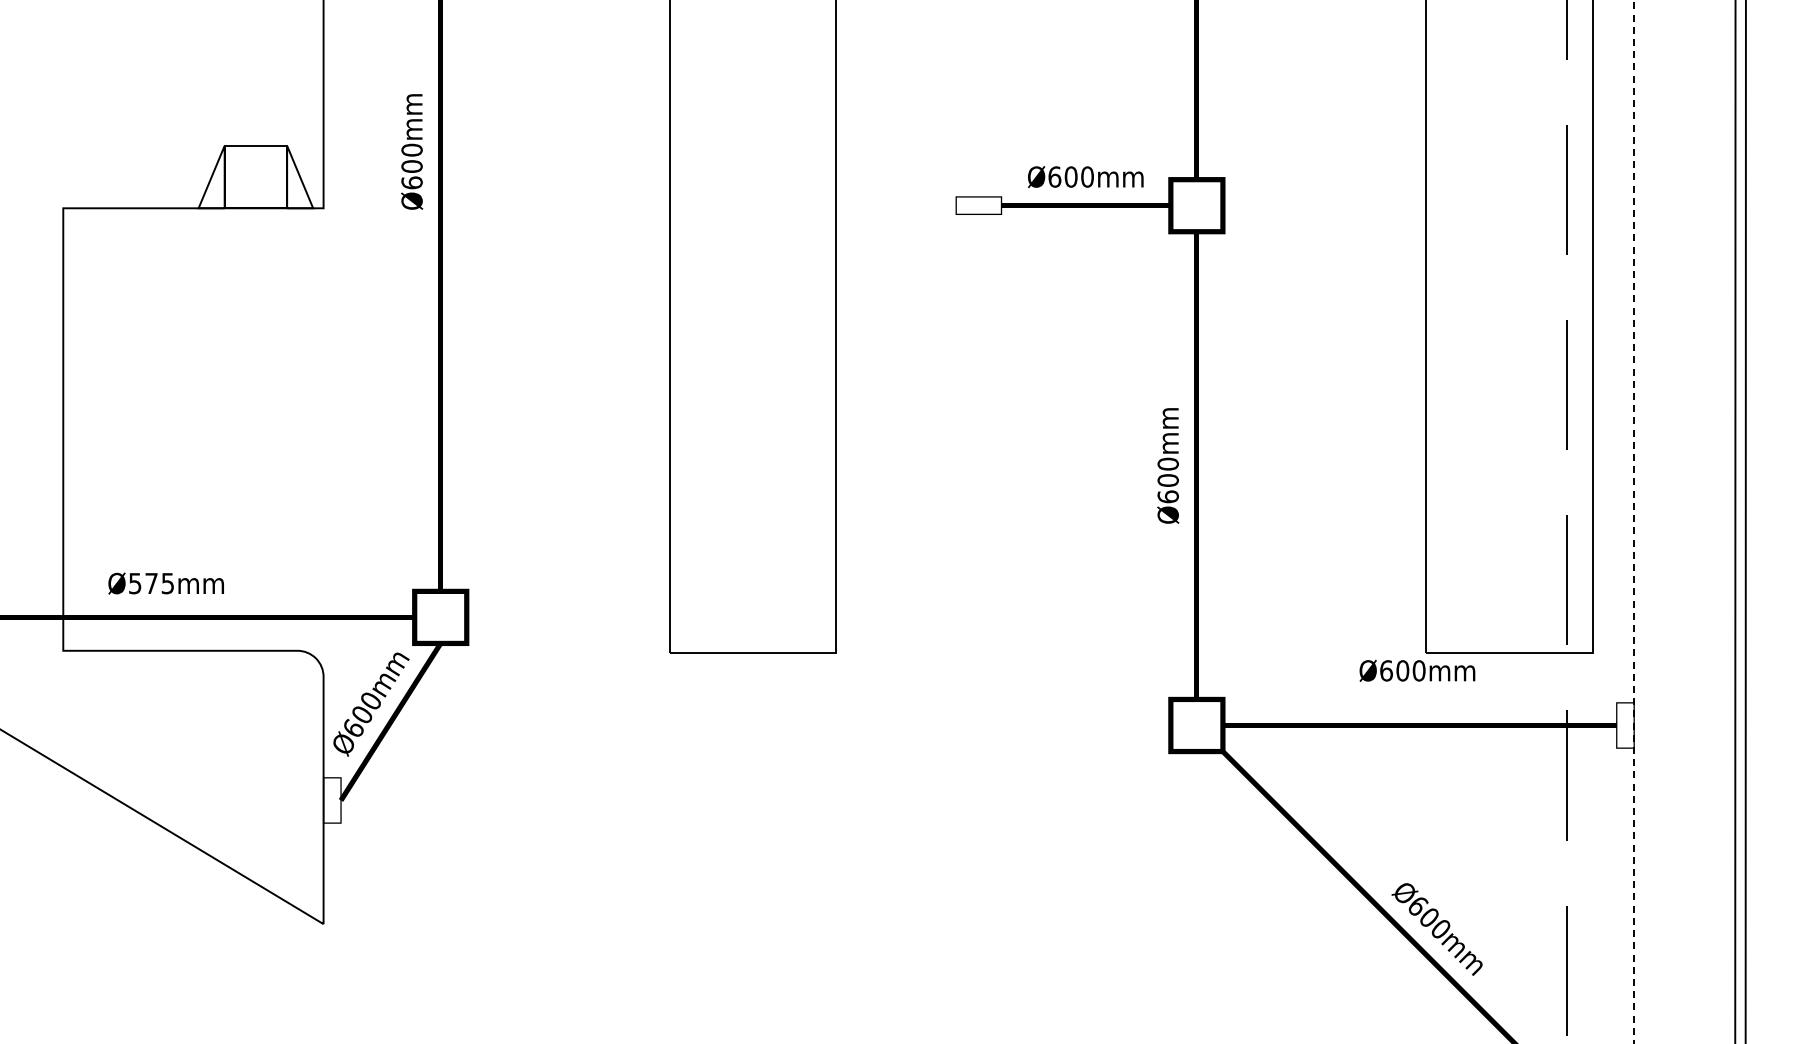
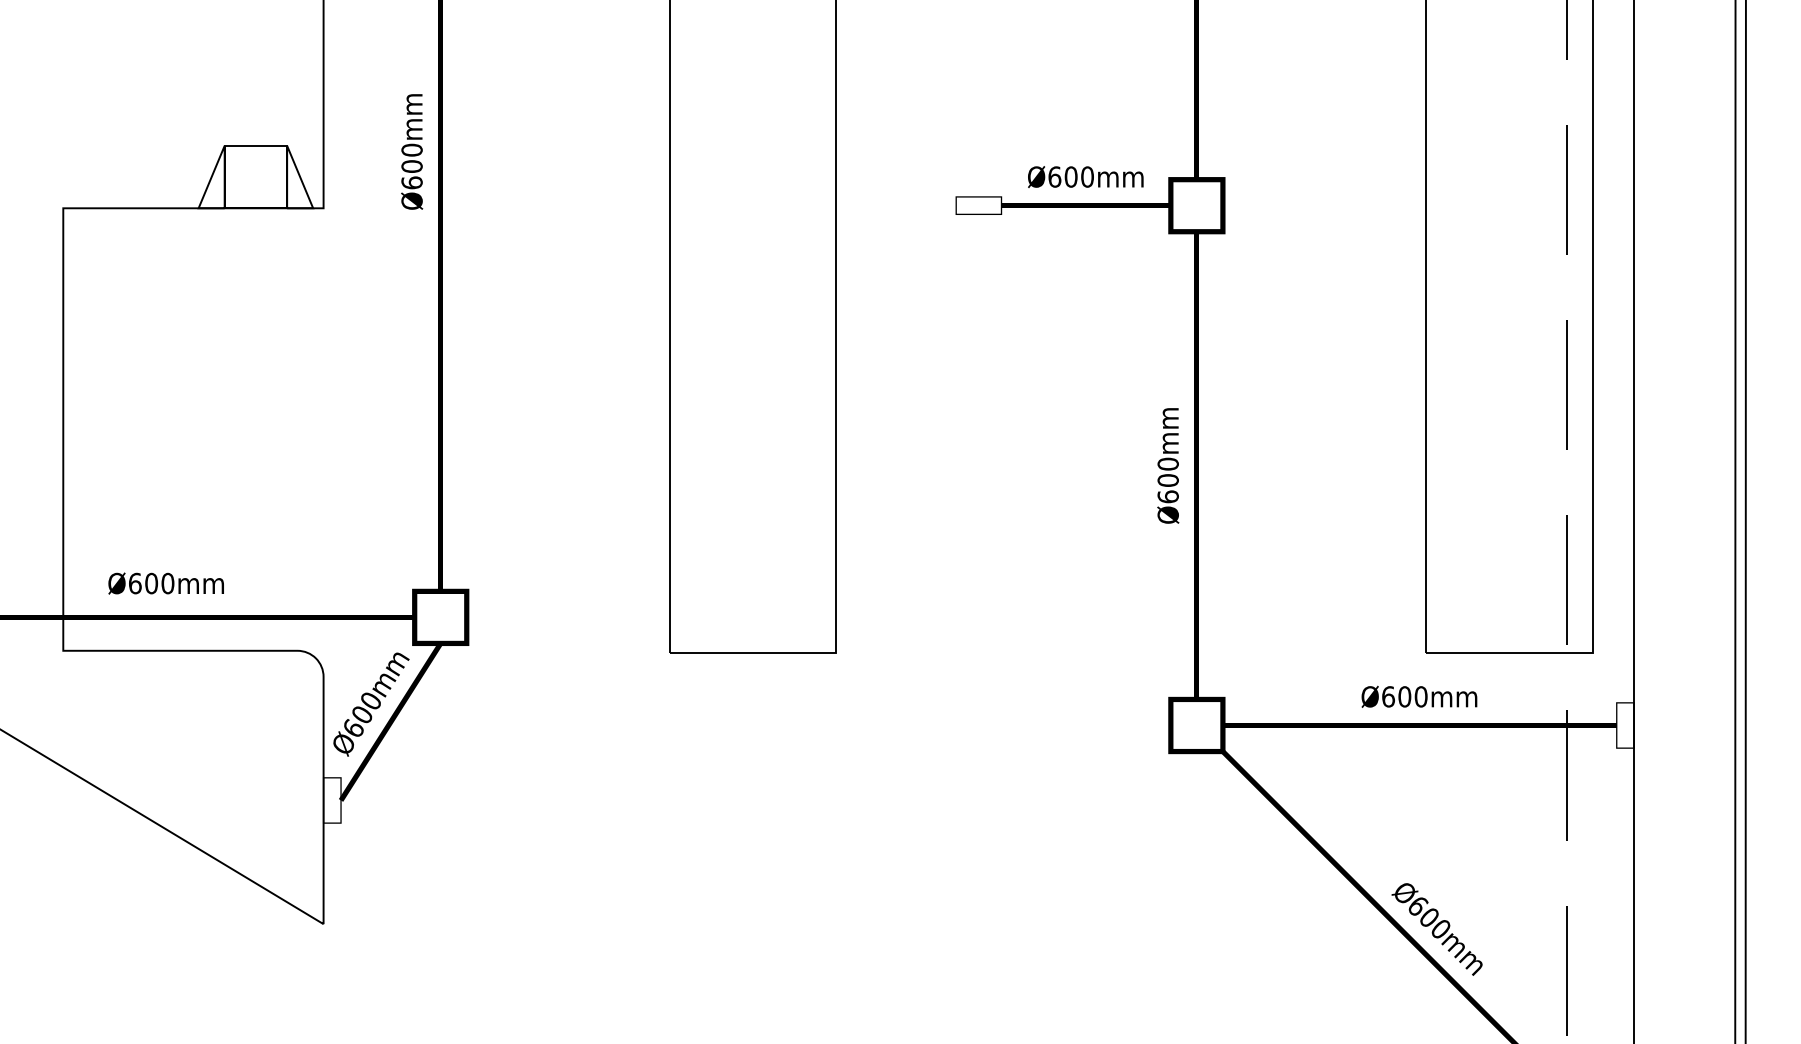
line: dashed -> solid (1634, 522)
text: Ø575mm -> Ø600mm (151, 583)
text position: (1417, 670) -> (1419, 696) (1419, 696)
